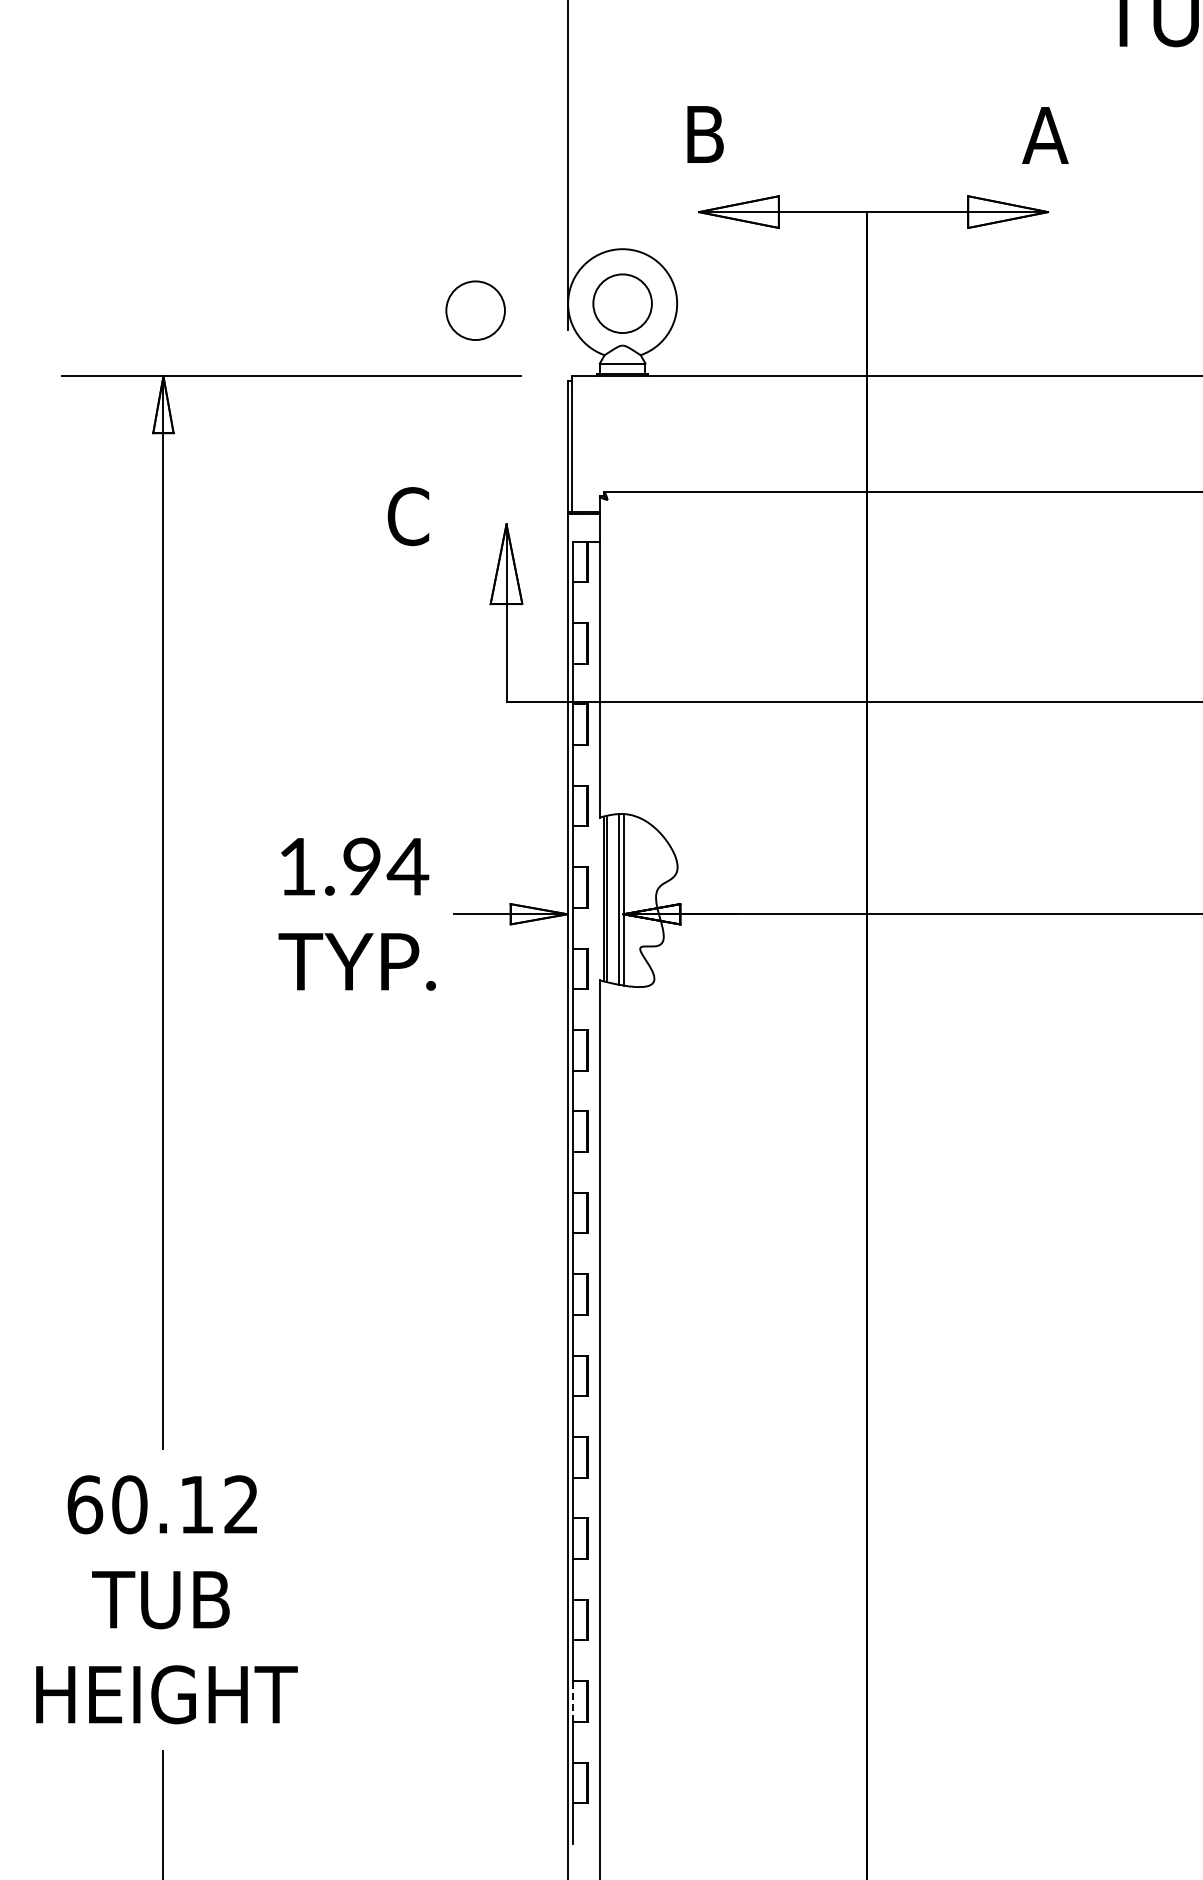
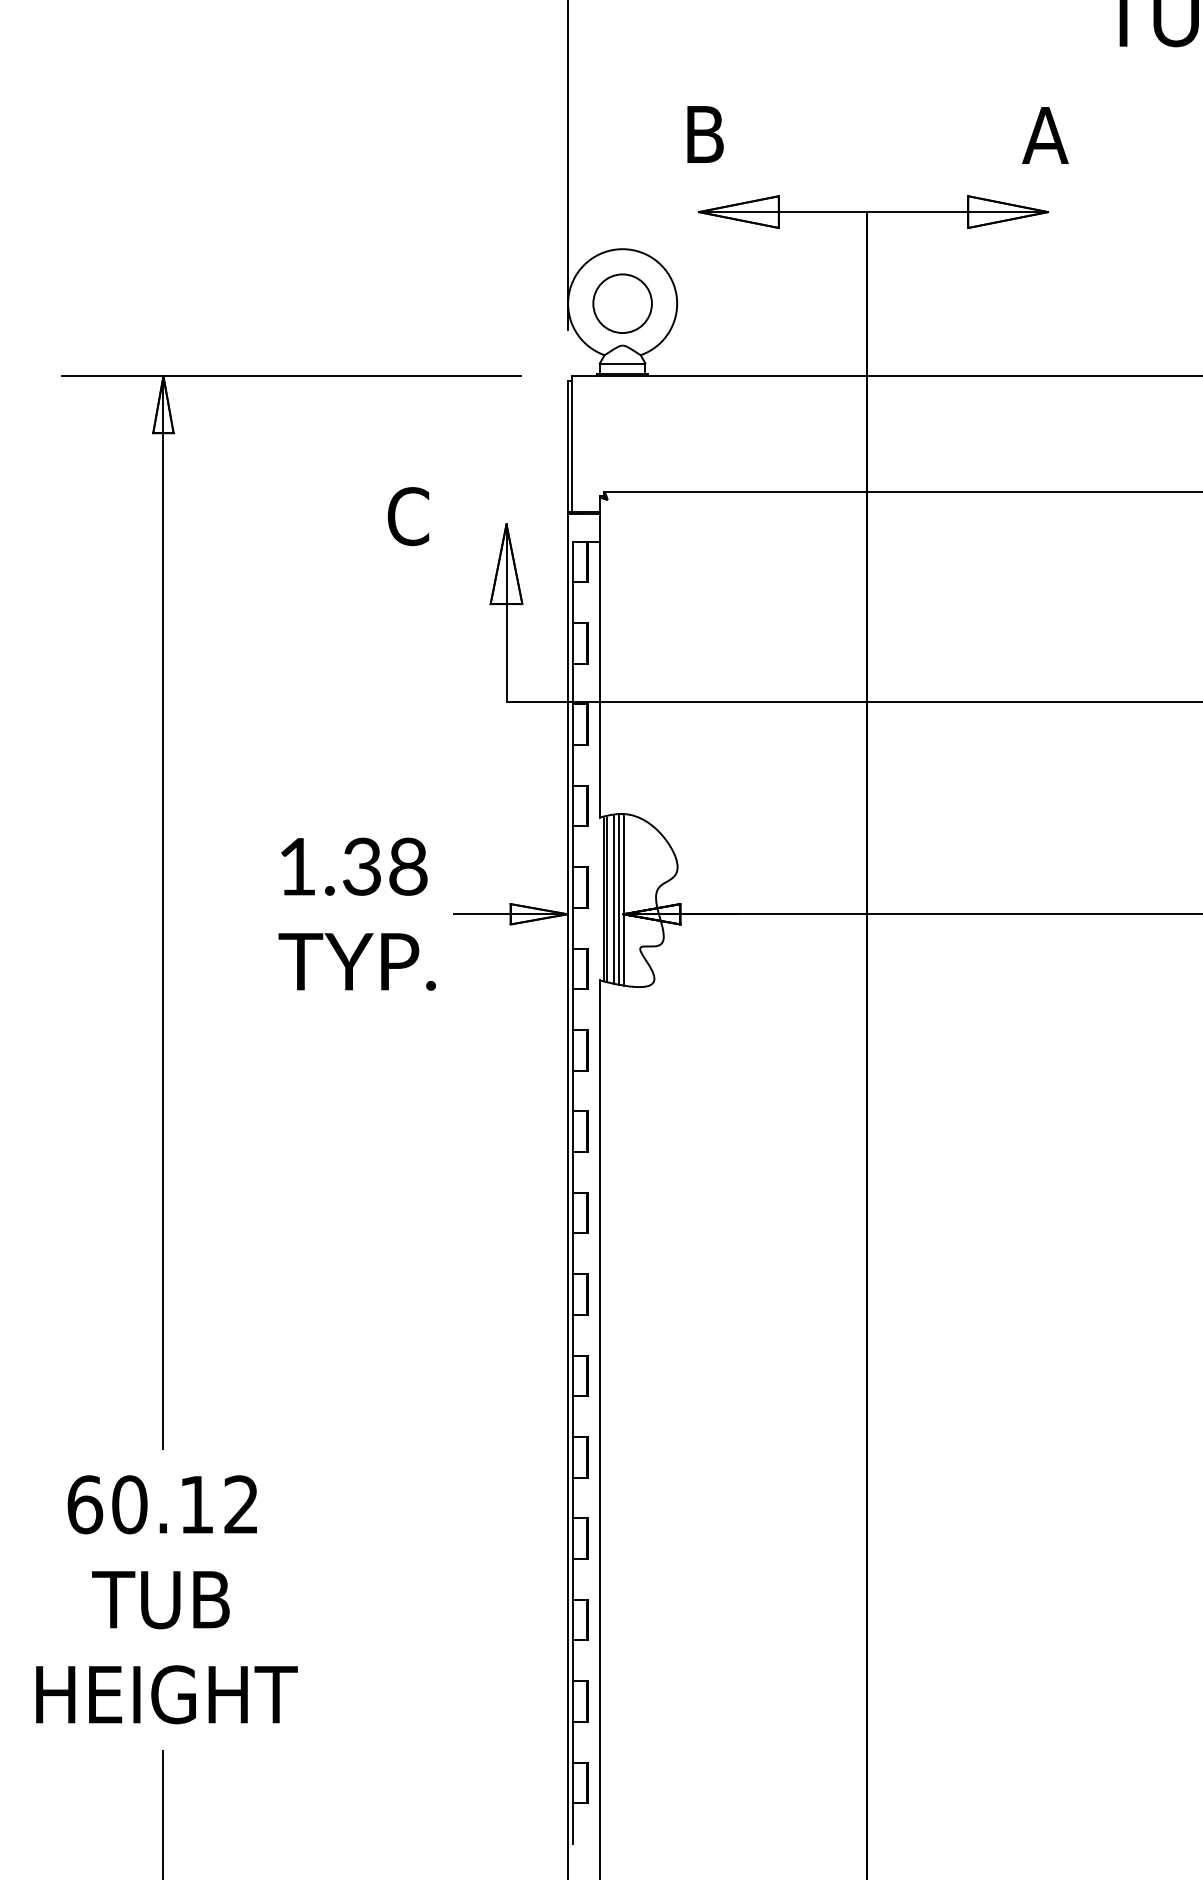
circle: present -> none (475, 310)
text: 1.94 -> 1.38 (386, 866)
line: none -> present (613, 898)
line: dashed -> solid (573, 1701)
